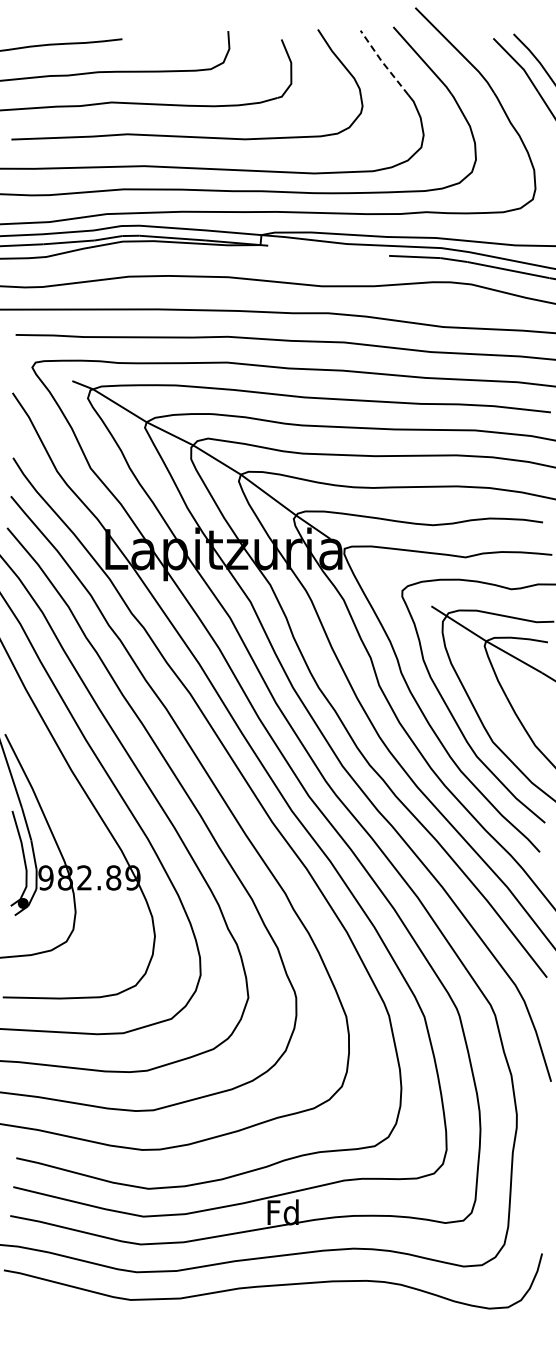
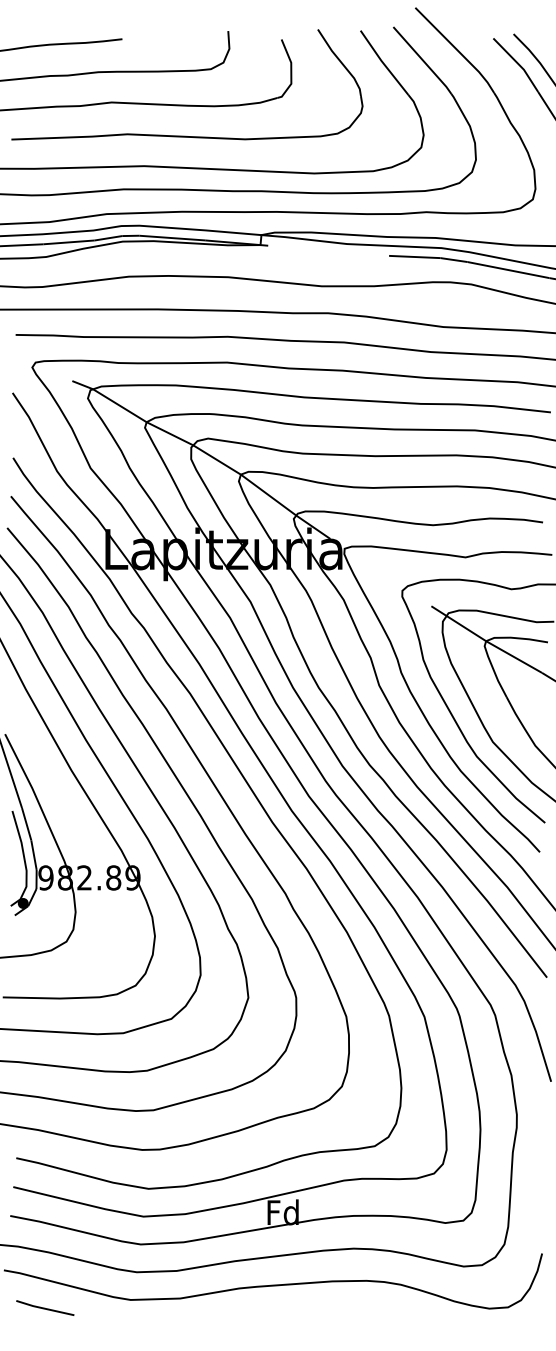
line: dashed -> solid (383, 63)
line: none -> present (45, 1307)
